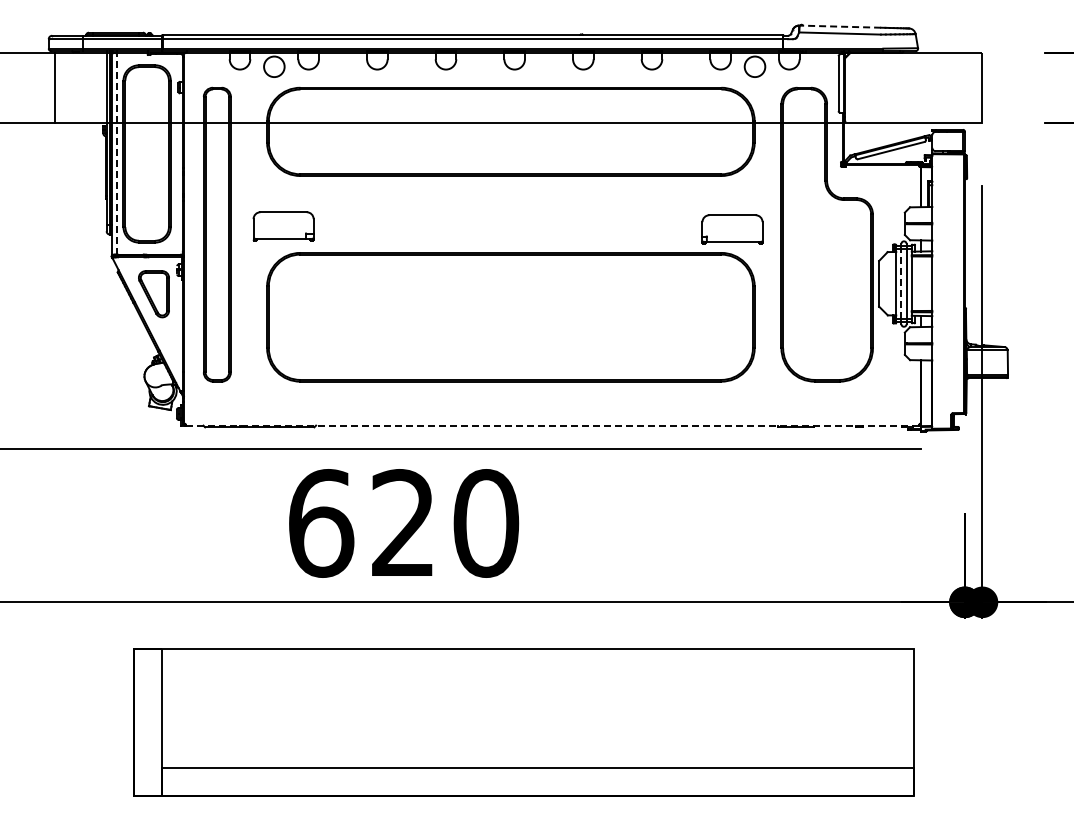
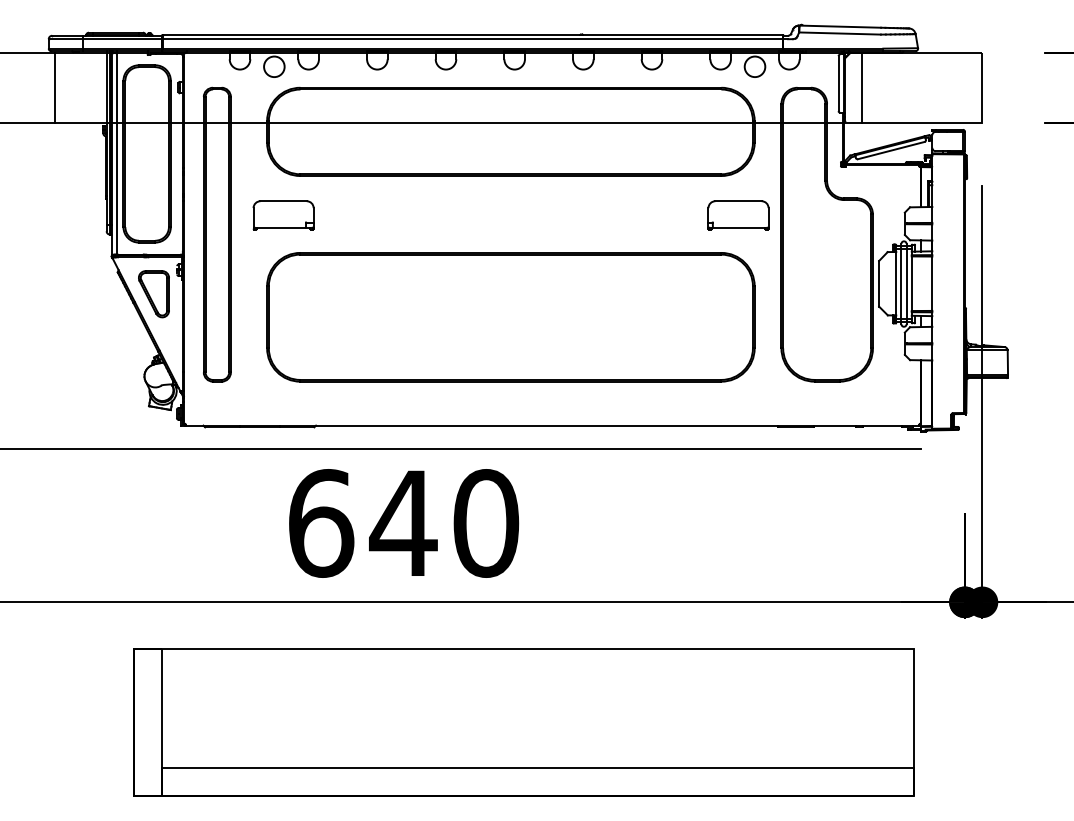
line: dashed -> solid (840, 26)
line: none -> present (861, 87)
line: dashed -> solid (116, 153)
part position: (283, 226) -> (283, 215) (283, 215)
part position: (732, 229) -> (738, 215) (738, 215)
line: dashed -> solid (901, 283)
line: dashed -> solid (552, 425)
text: 620 -> 640 (403, 522)
